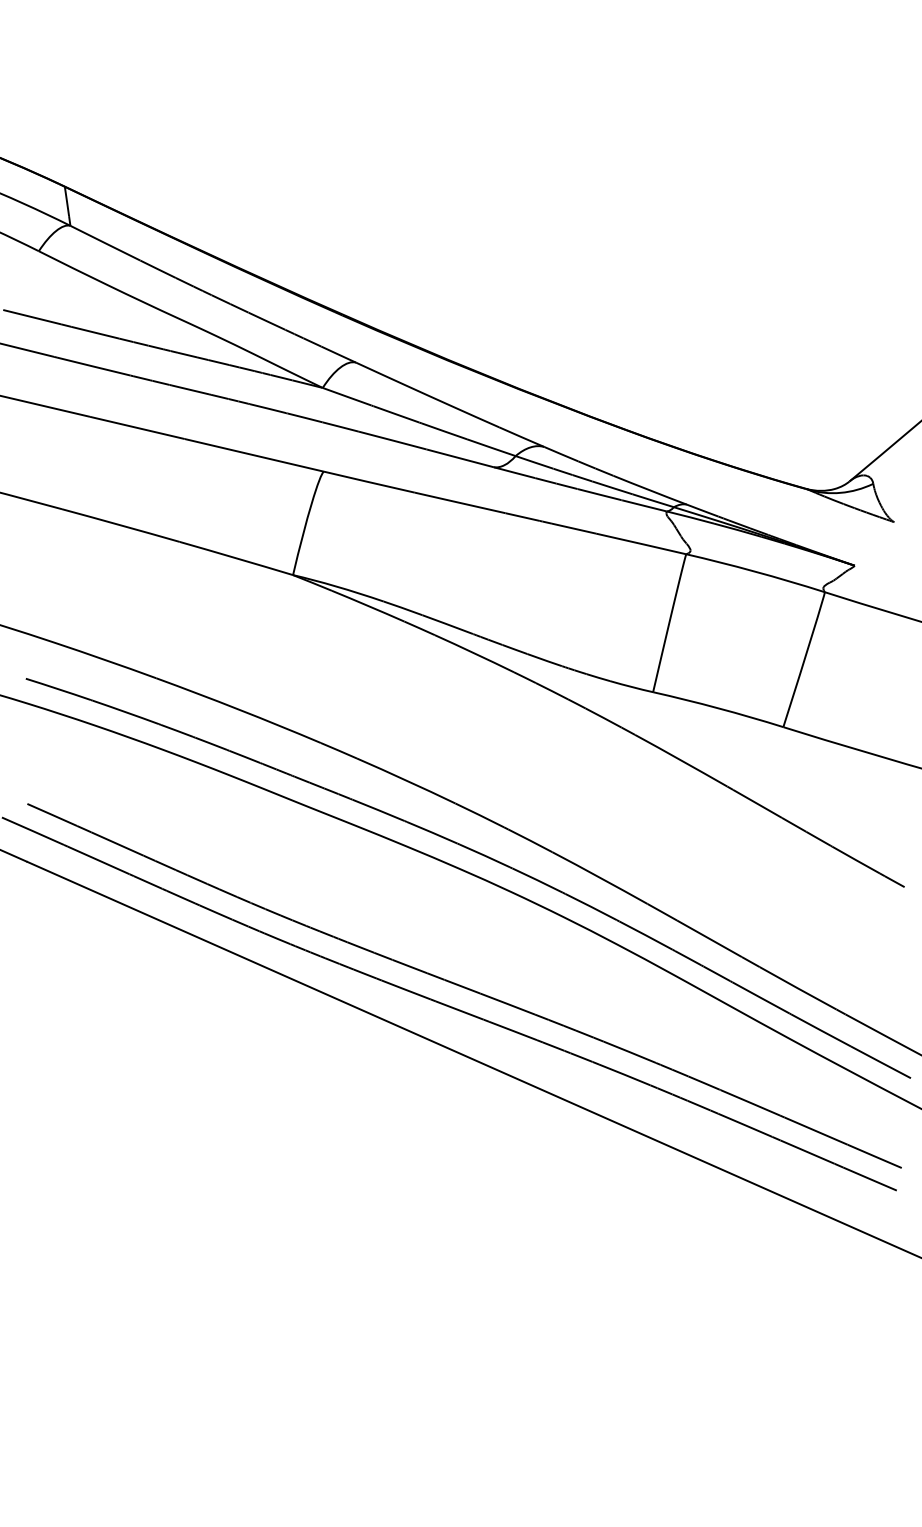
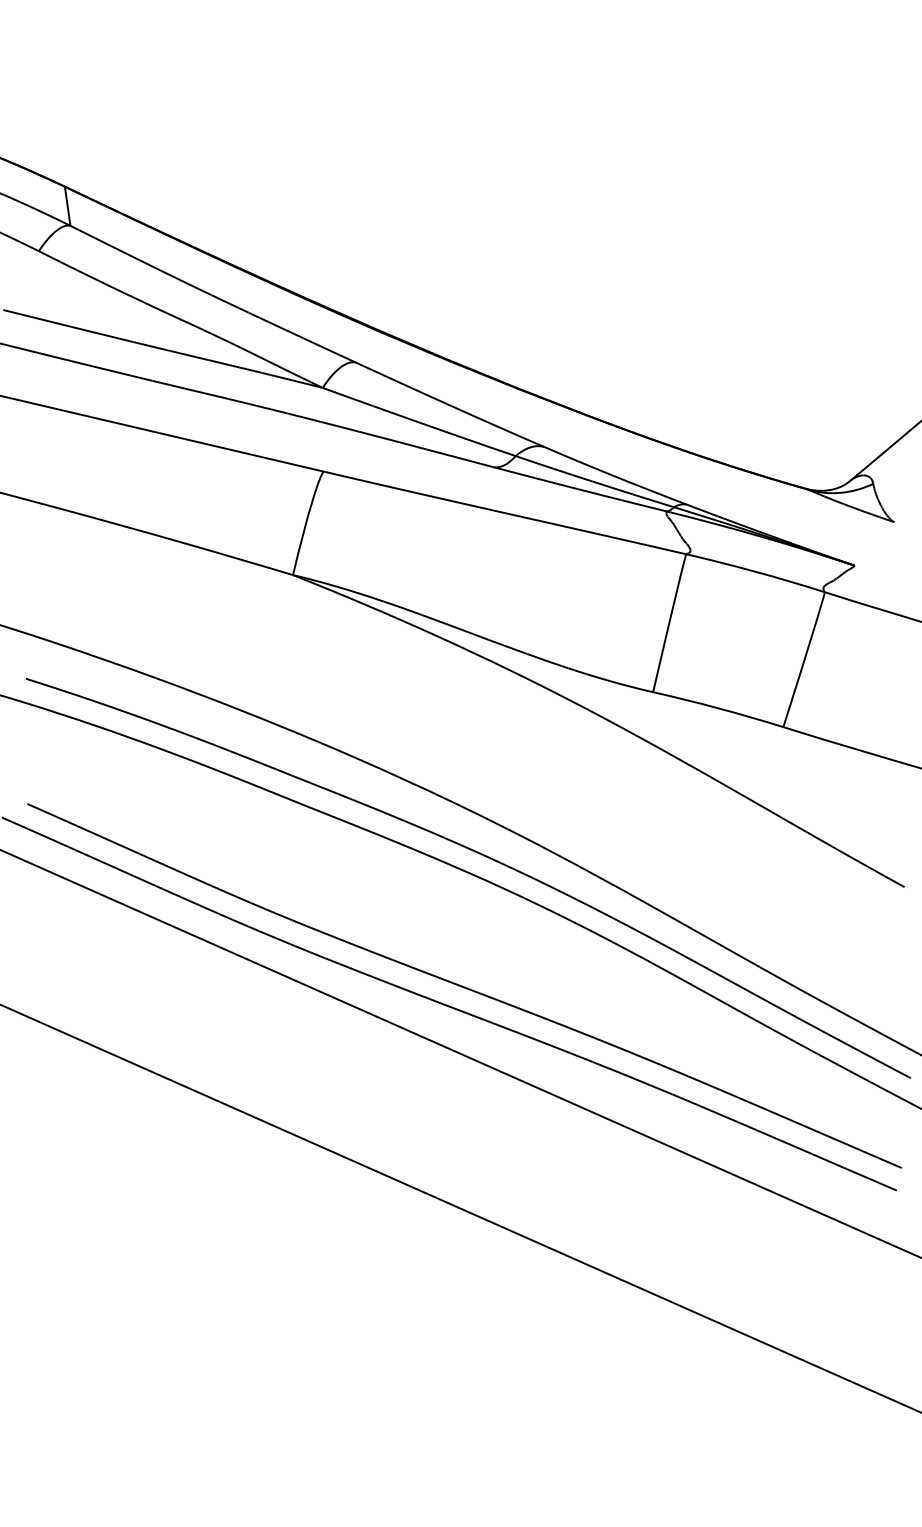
line: none -> present (460, 1208)
